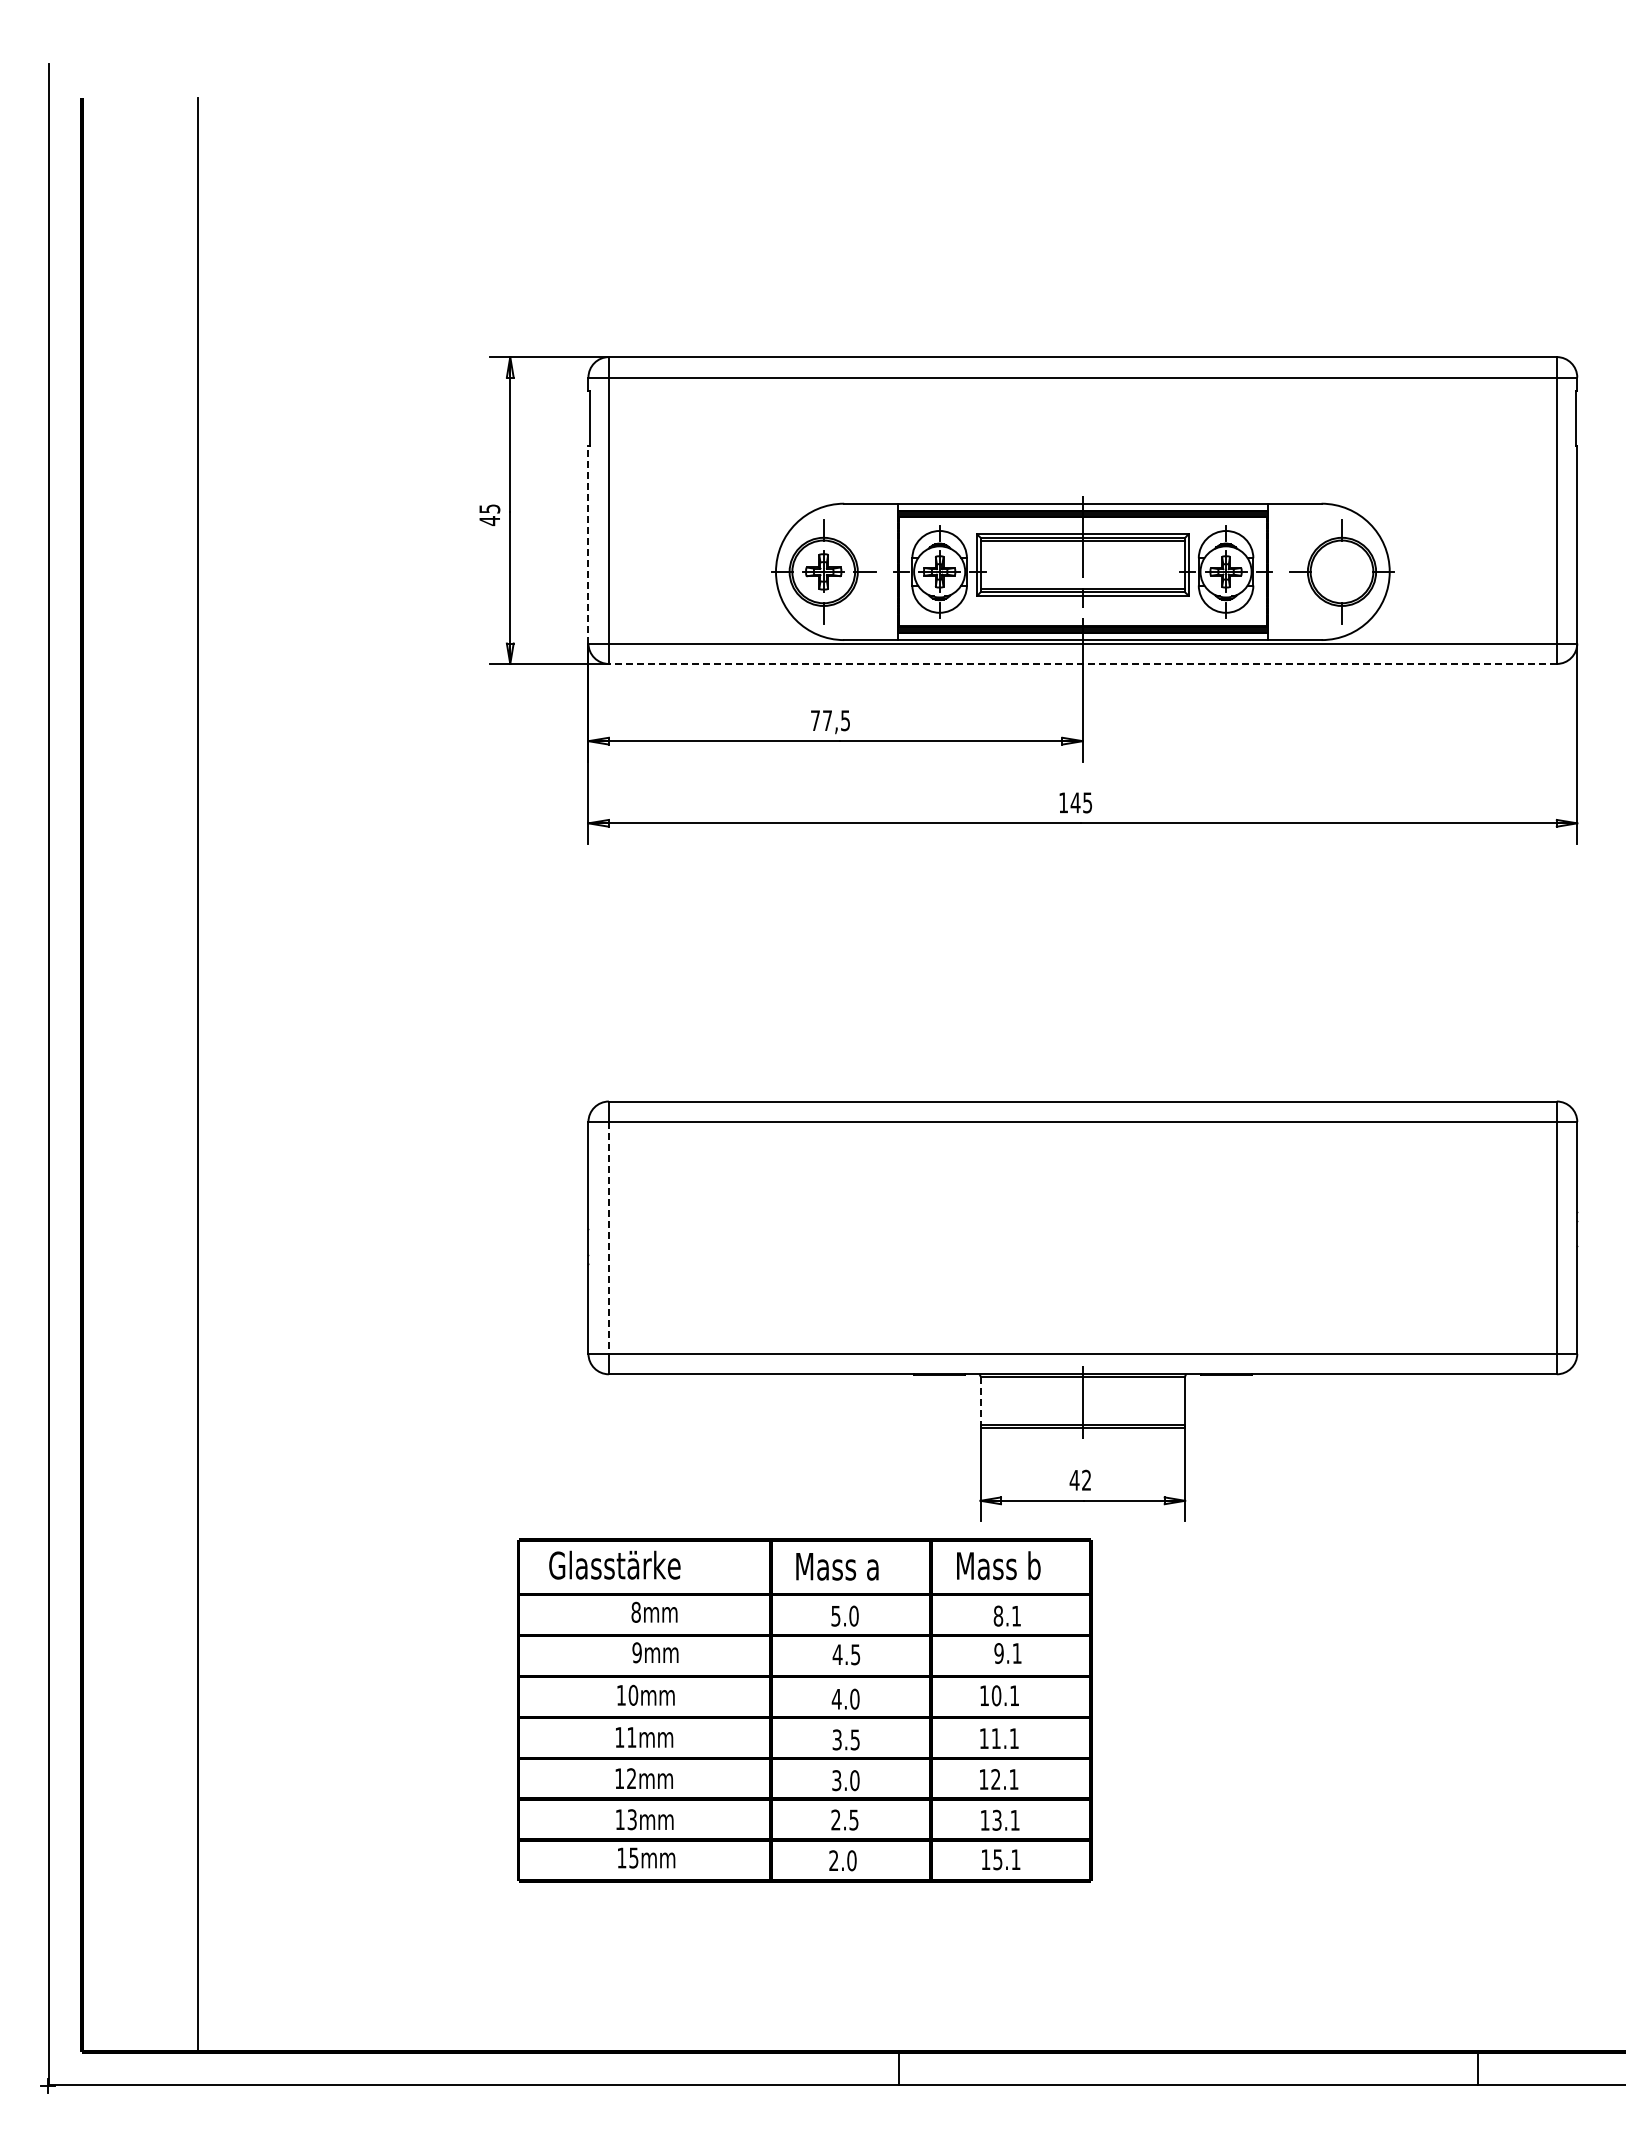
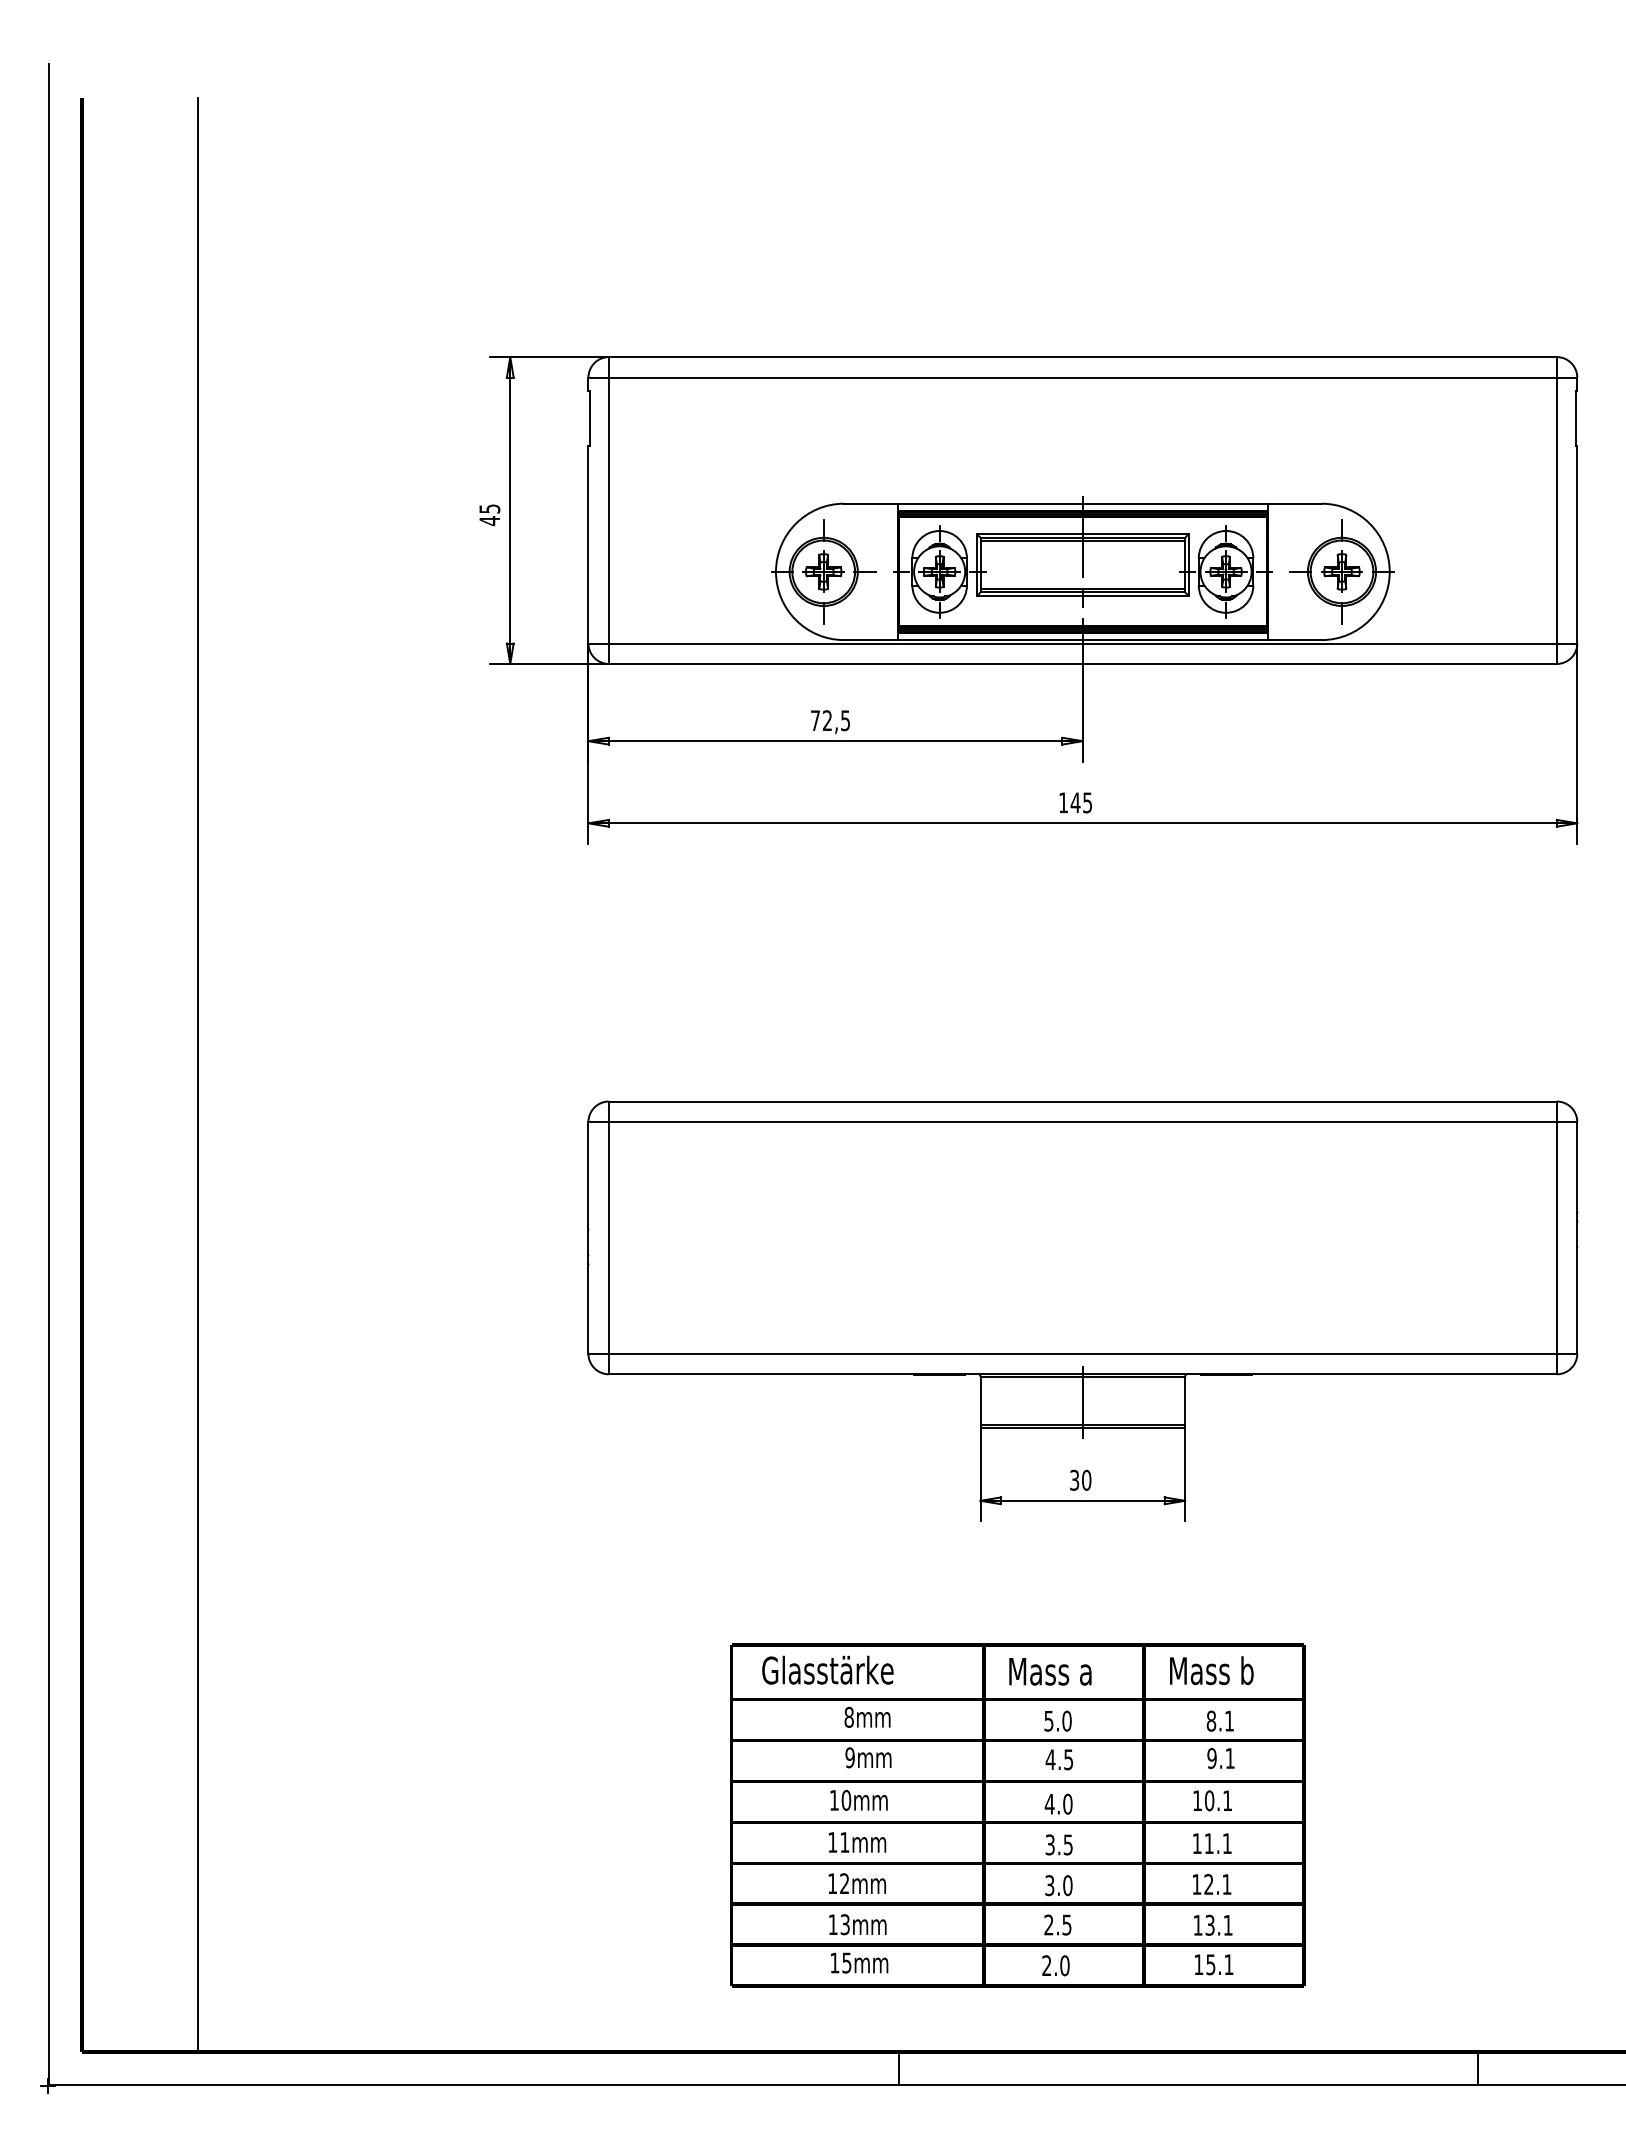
line: dashed -> solid (588, 544)
part: none -> present (1341, 571)
line: dashed -> solid (1082, 663)
text: 77,5 -> 72,5 (827, 720)
line: dashed -> solid (608, 1237)
line: dashed -> solid (980, 1400)
text: 42 -> 30 (1080, 1479)
text position: (804, 1710) -> (1017, 1815) (1017, 1815)
